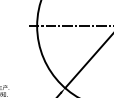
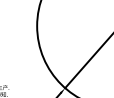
line: present -> none (69, 26)
